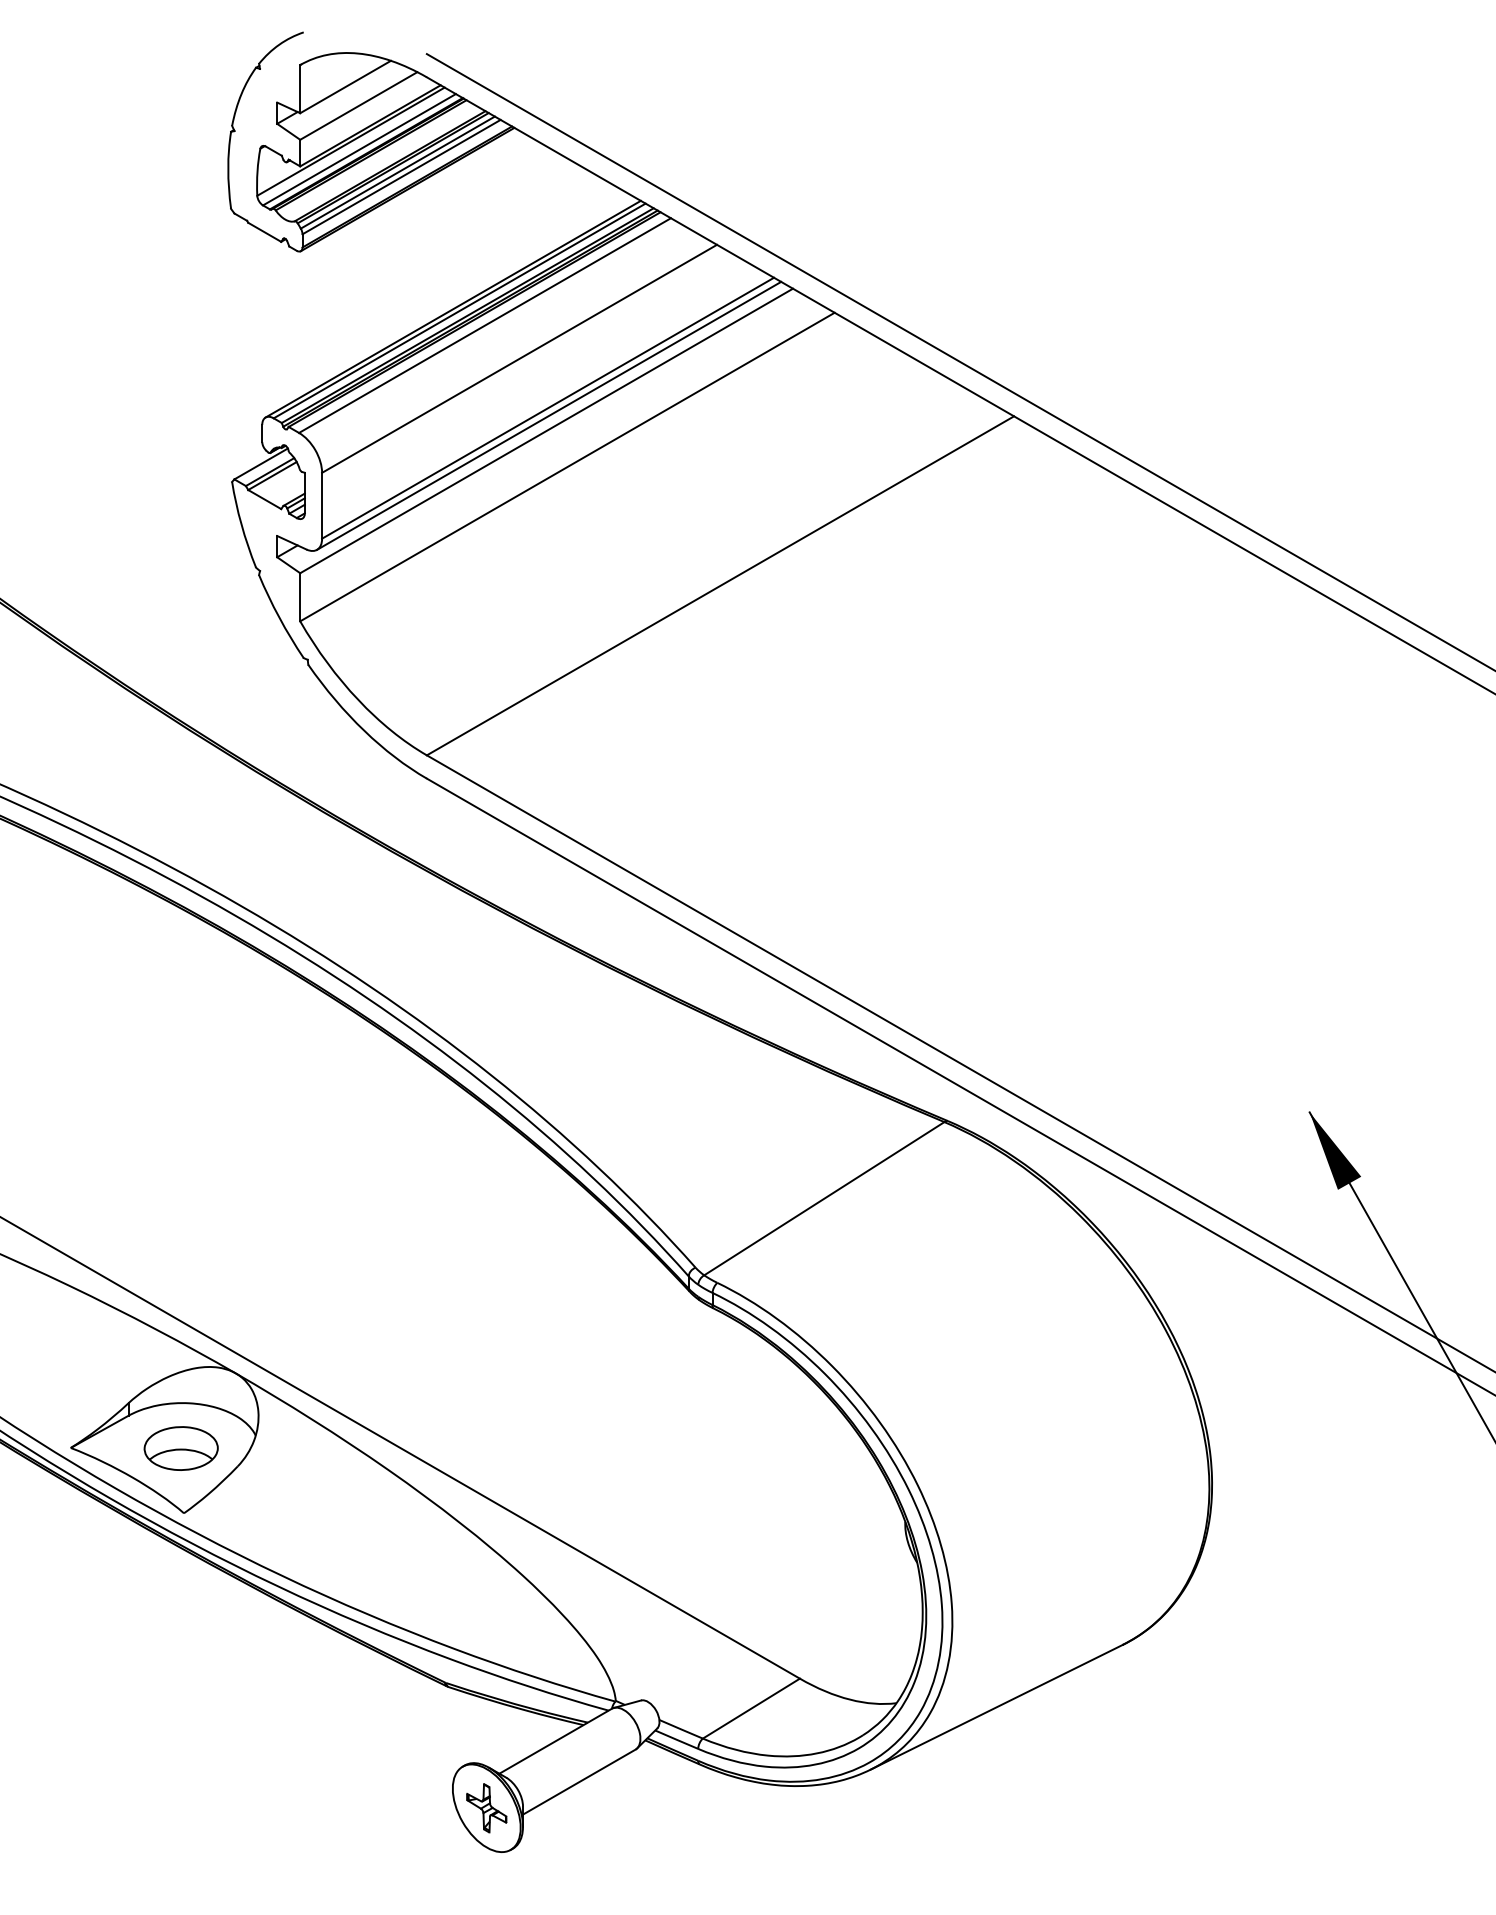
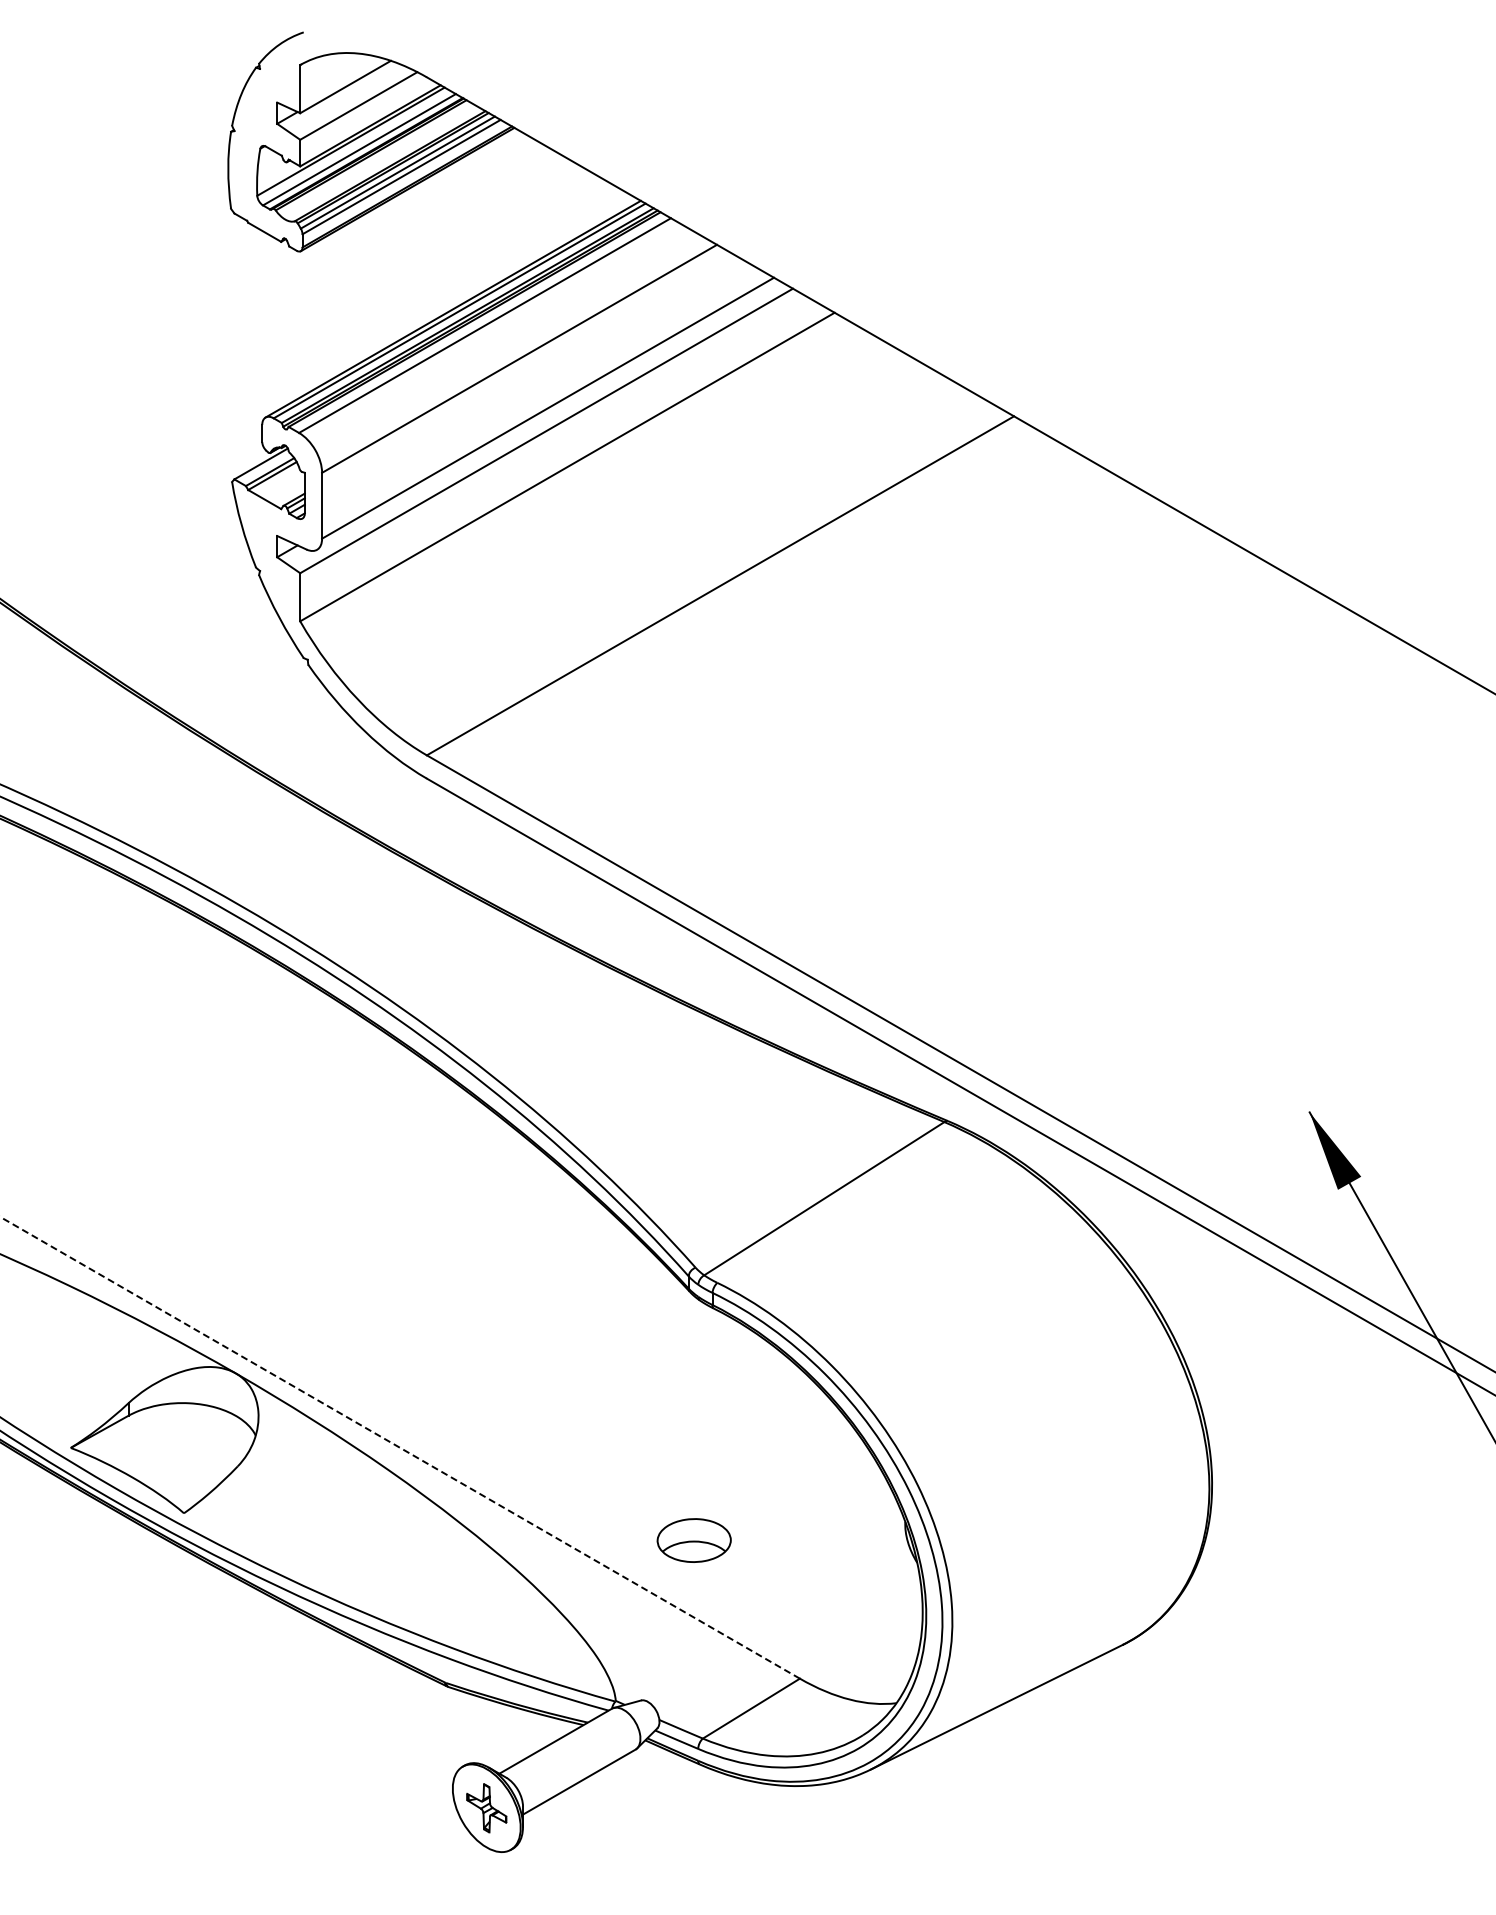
line: present -> none (959, 361)
line: present -> none (549, 415)
line: solid -> dashed (399, 1447)
part position: (180, 1448) -> (693, 1540) (693, 1540)
